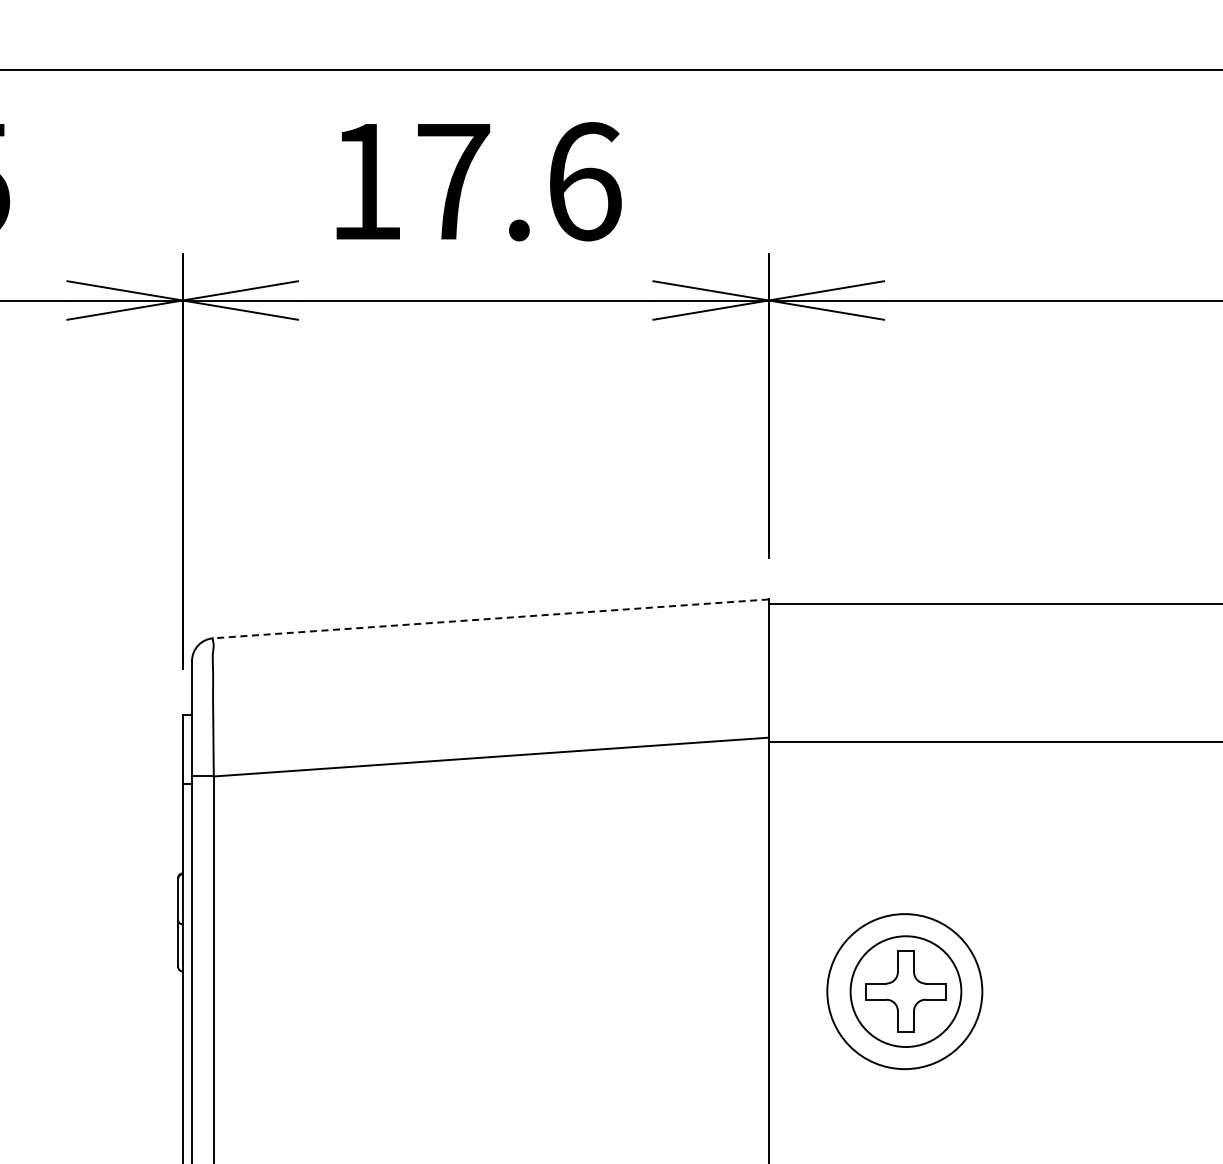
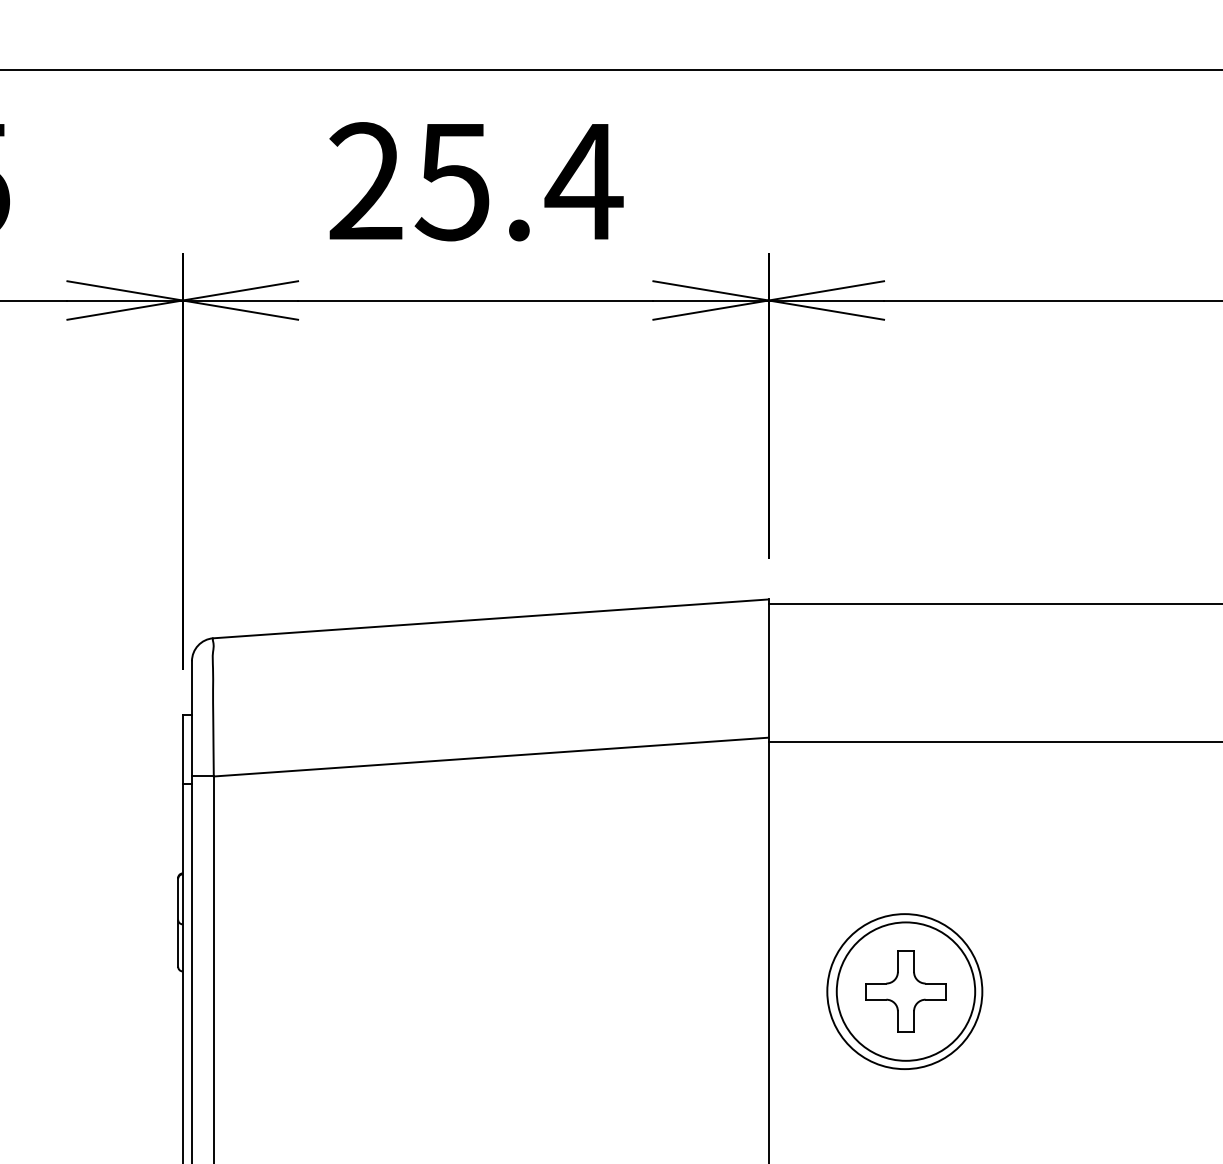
text: 17.6 -> 25.4 (476, 181)
line: dashed -> solid (490, 618)
circle diameter: 111 px -> 138 px (905, 991)
